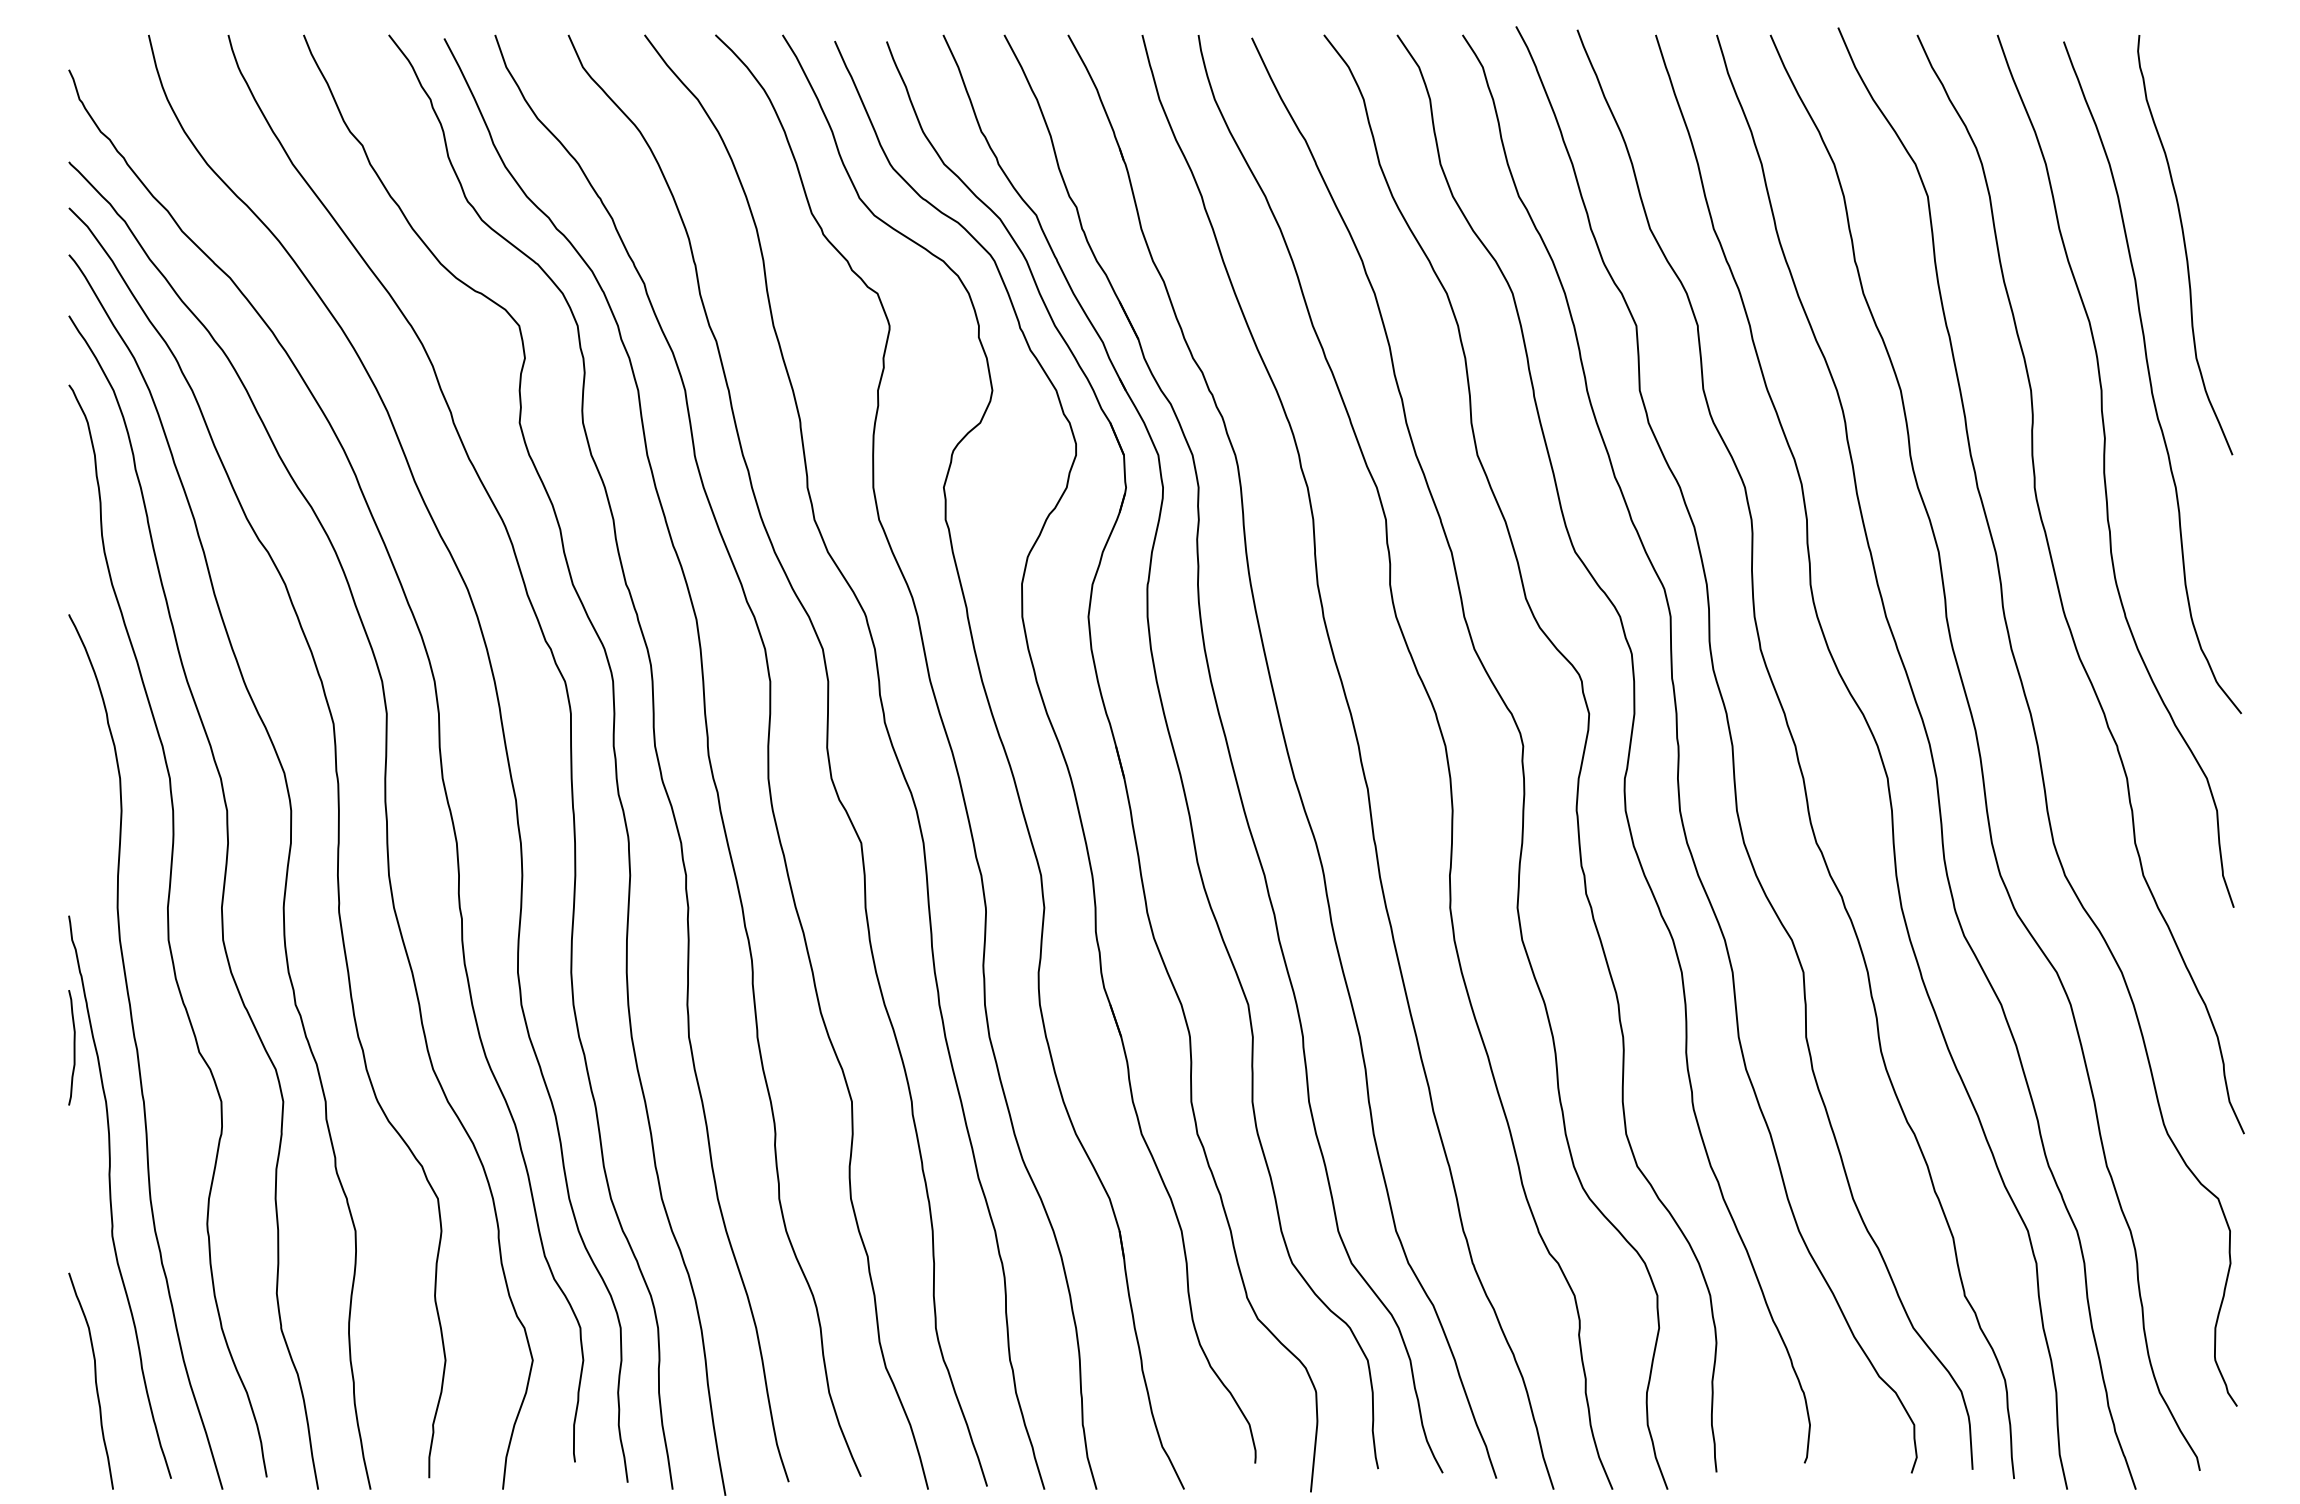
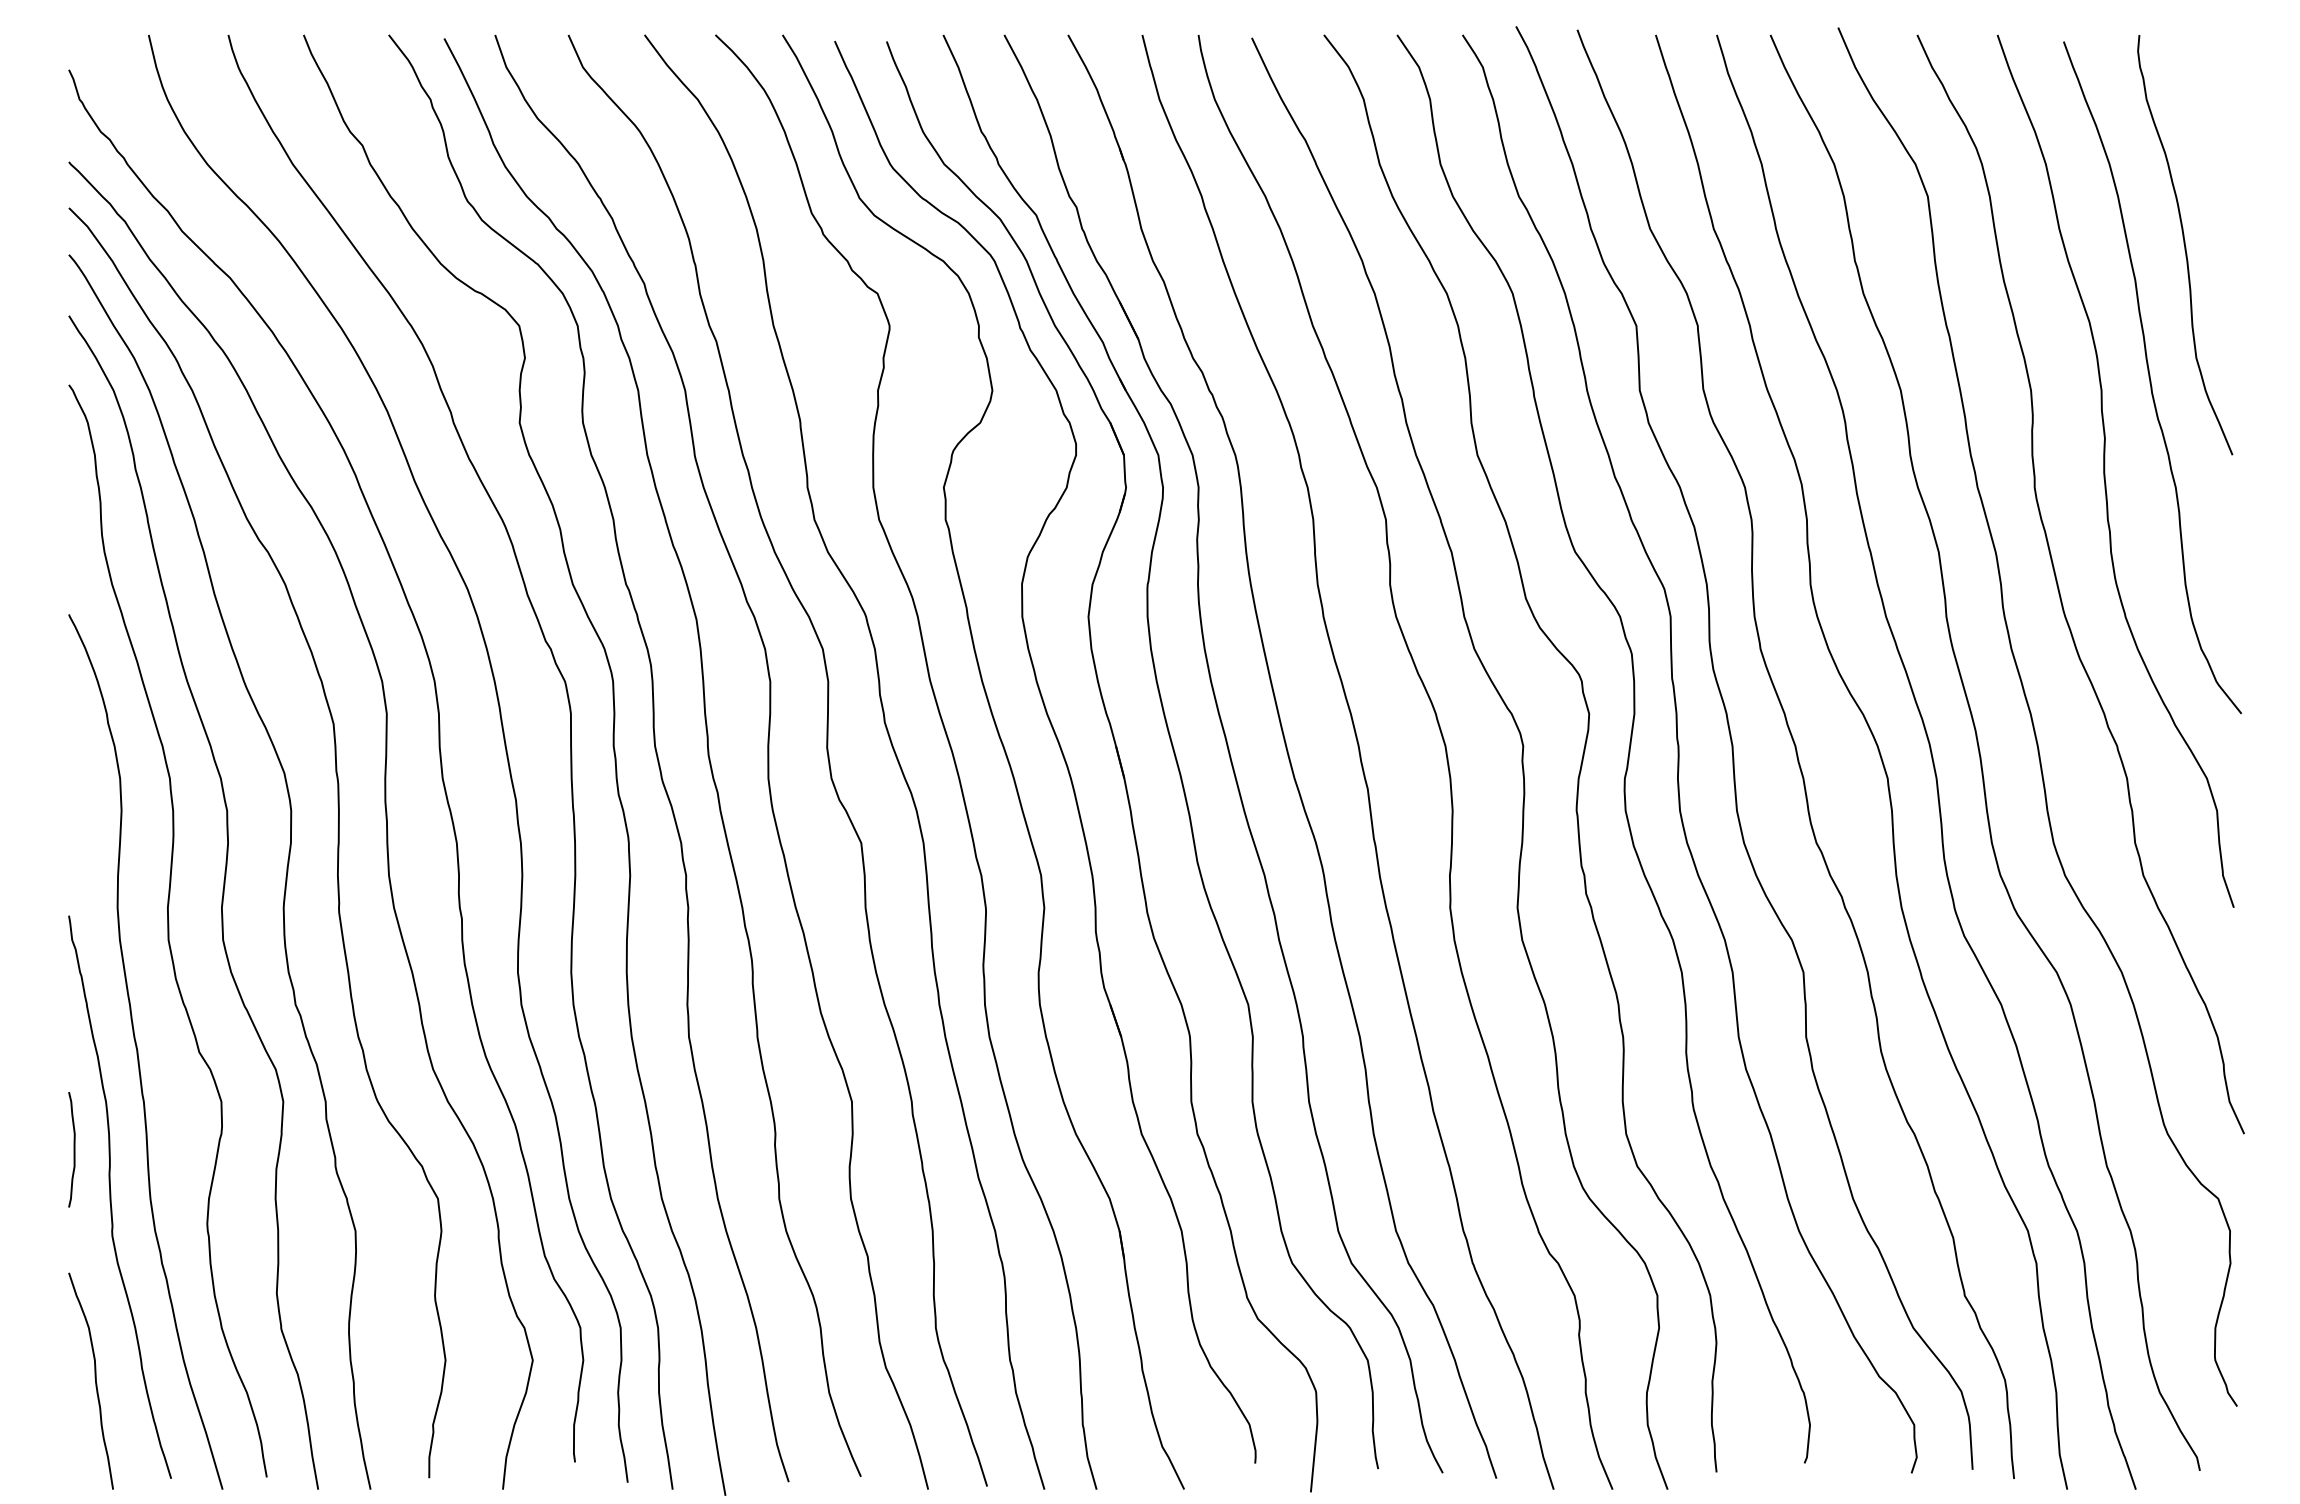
curve position: (73, 1047) -> (73, 1149) (73, 1149)
